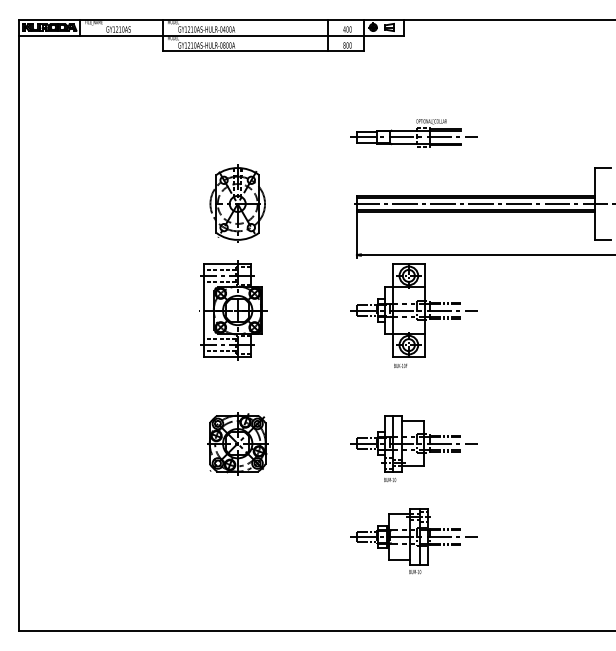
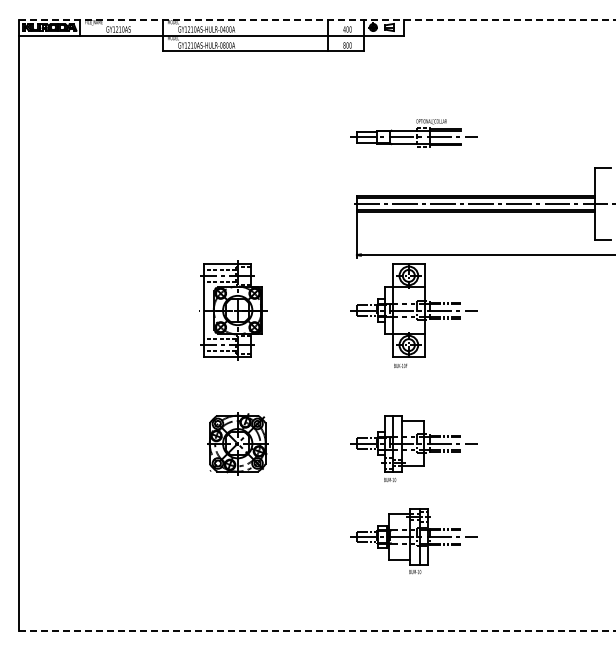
line: solid -> dashed (317, 19)
part: present -> none (237, 203)
line: solid -> dashed (317, 631)
